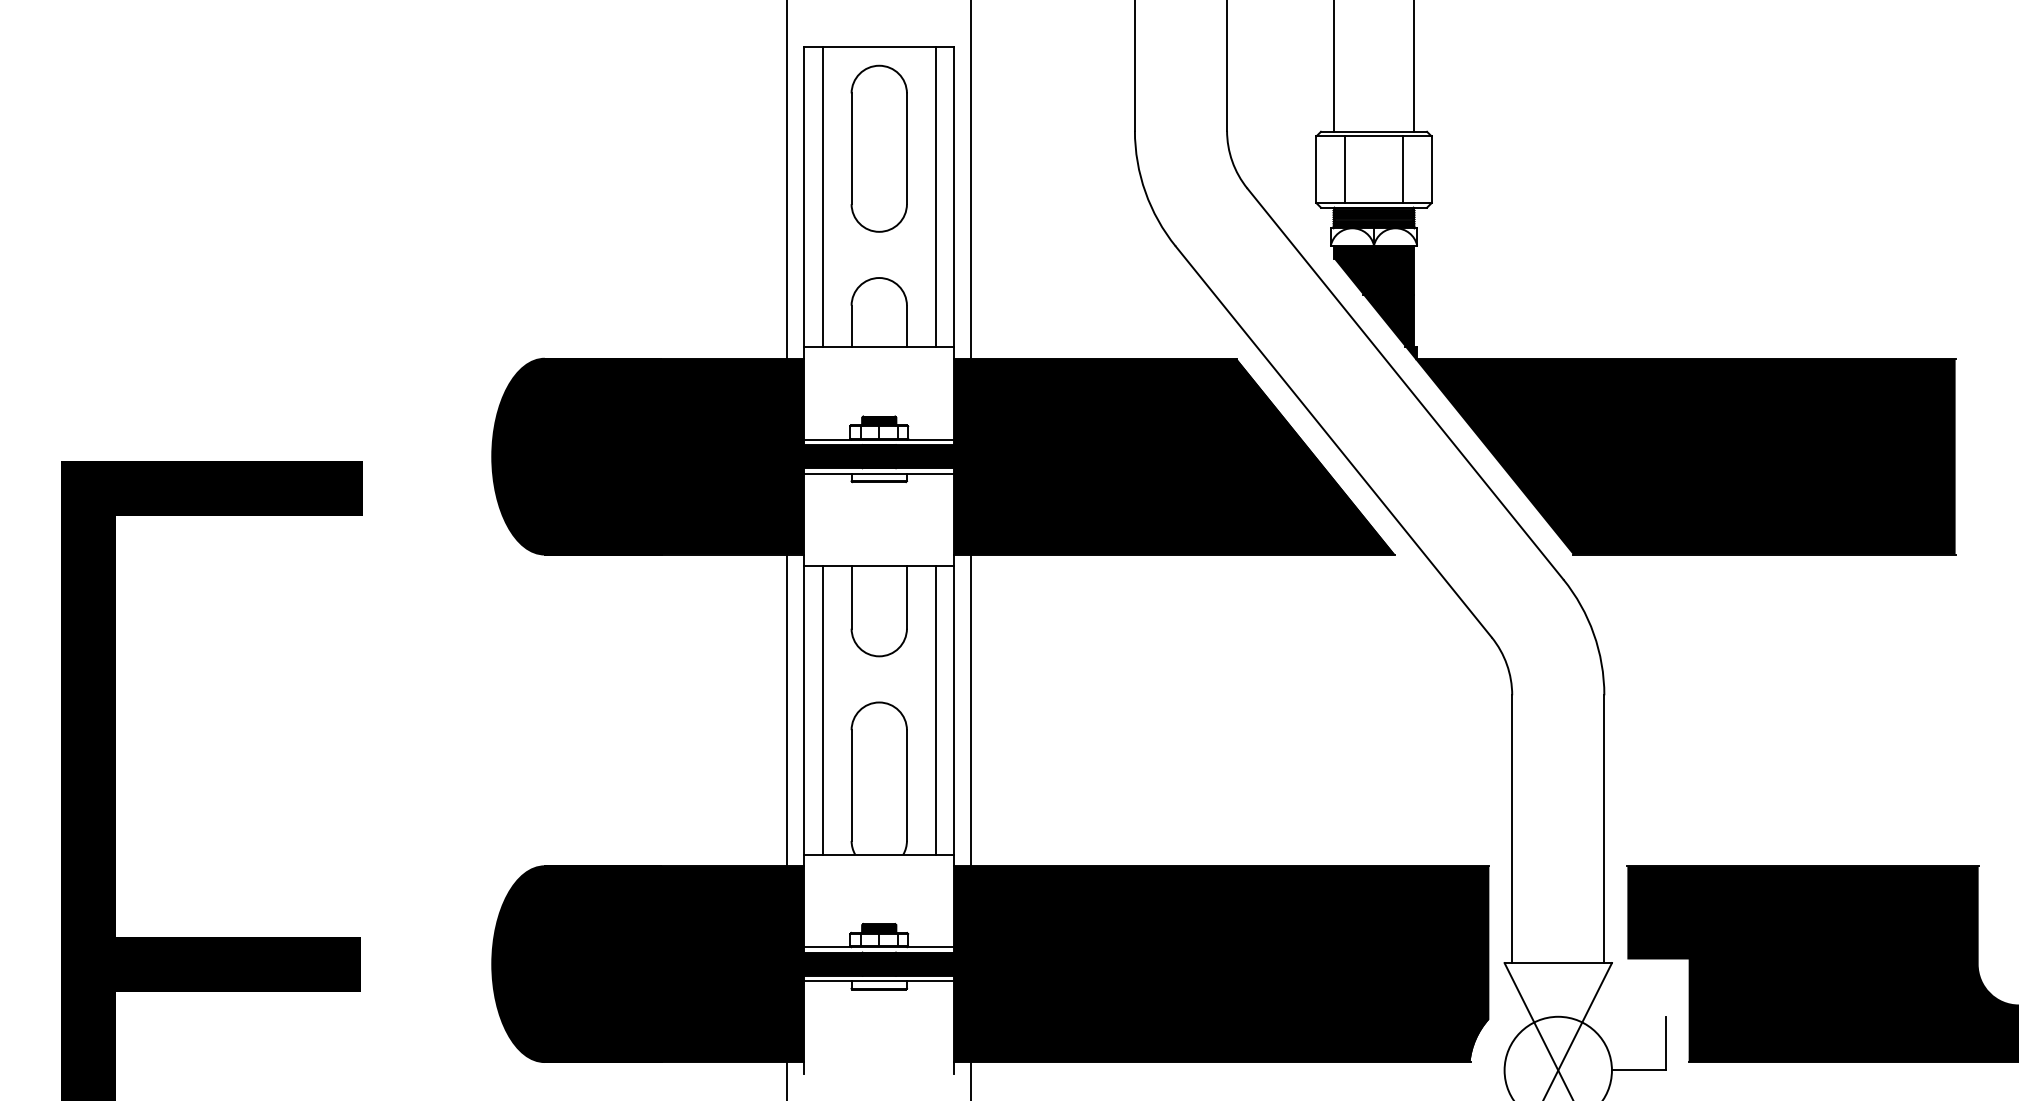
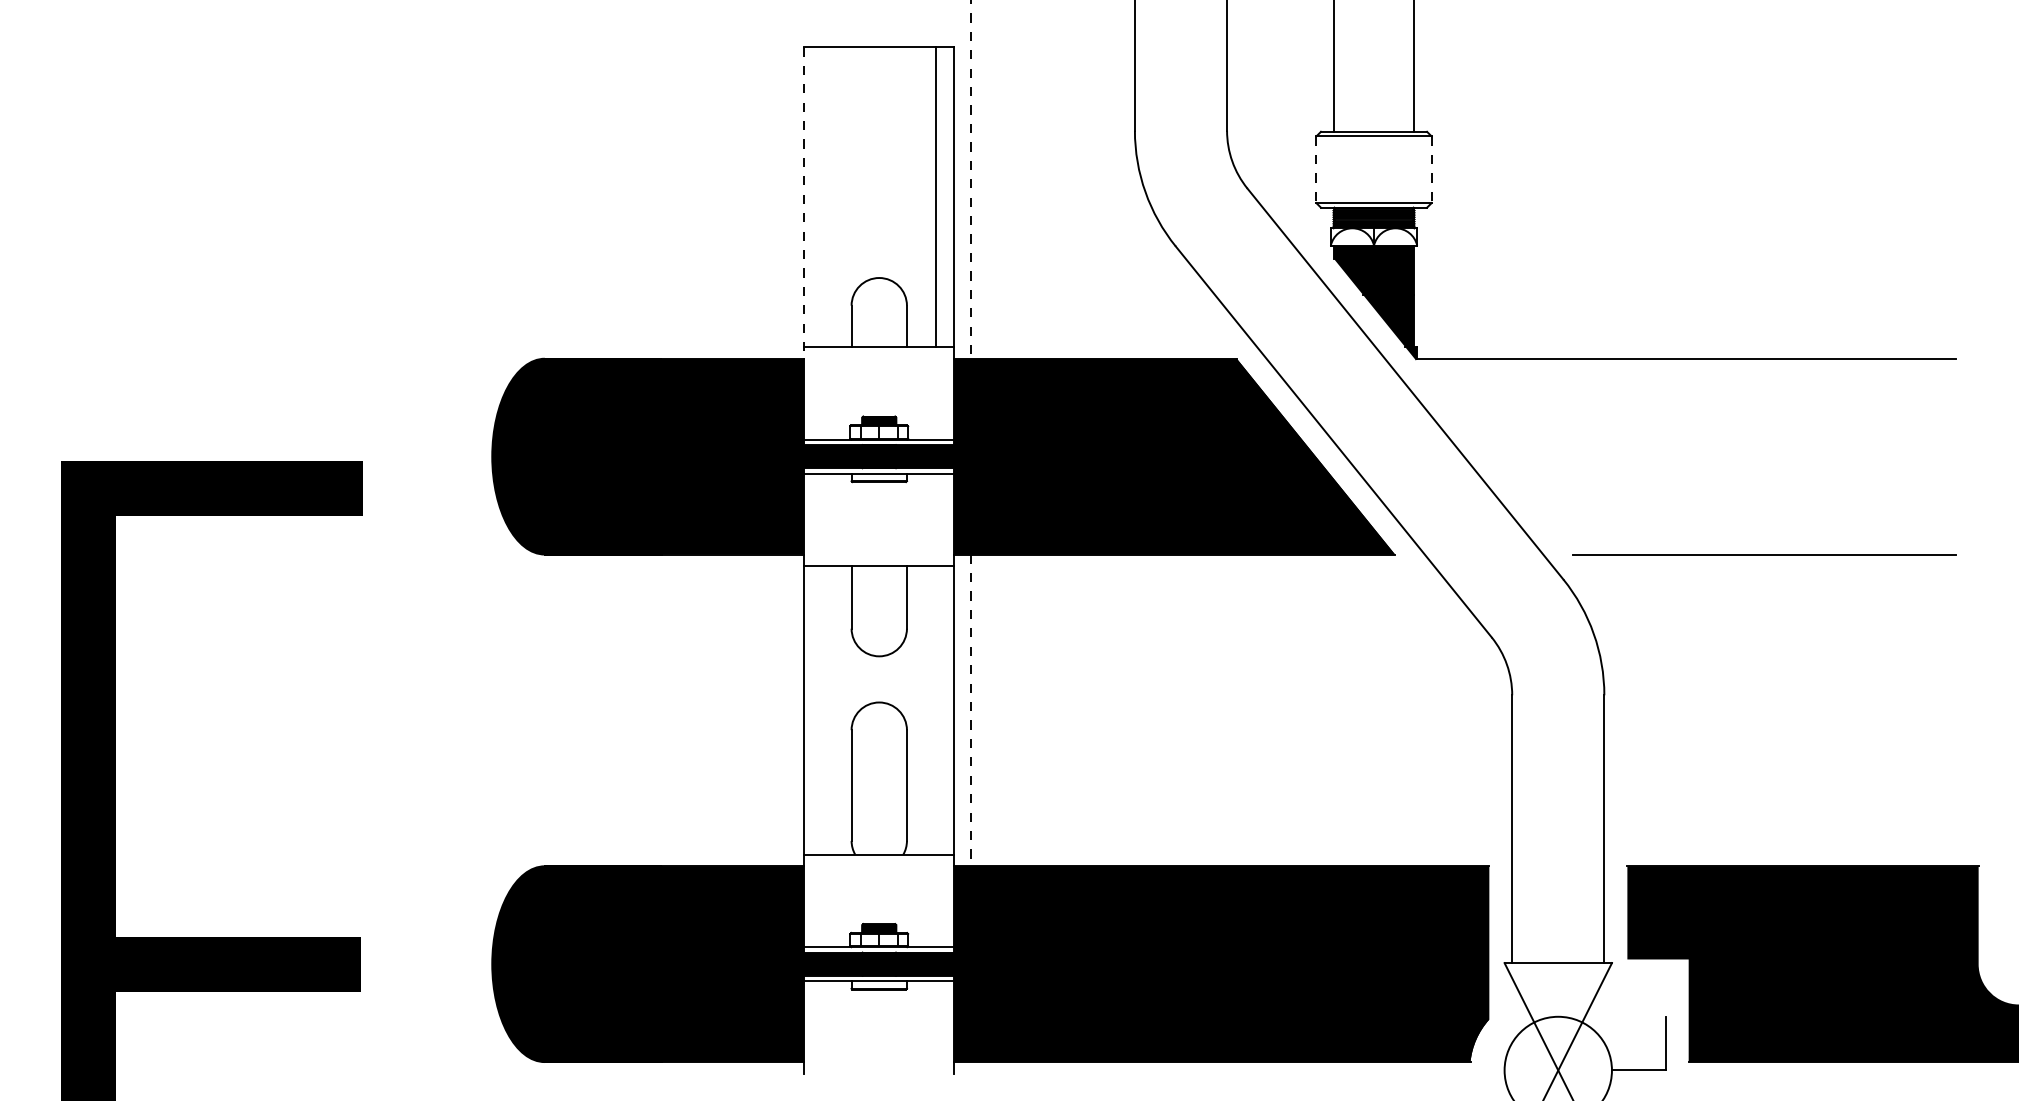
part: present -> none (878, 148)
line: present -> none (1345, 169)
line: present -> none (1402, 169)
line: solid -> dashed (1316, 170)
line: solid -> dashed (1431, 170)
line: solid -> dashed (971, 179)
line: present -> none (787, 180)
line: present -> none (822, 197)
line: solid -> dashed (804, 202)
fill: present -> none (1685, 456)
line: present -> none (787, 710)
line: present -> none (822, 710)
line: present -> none (935, 710)
line: solid -> dashed (971, 710)
line: present -> none (787, 1079)
line: present -> none (971, 1079)
